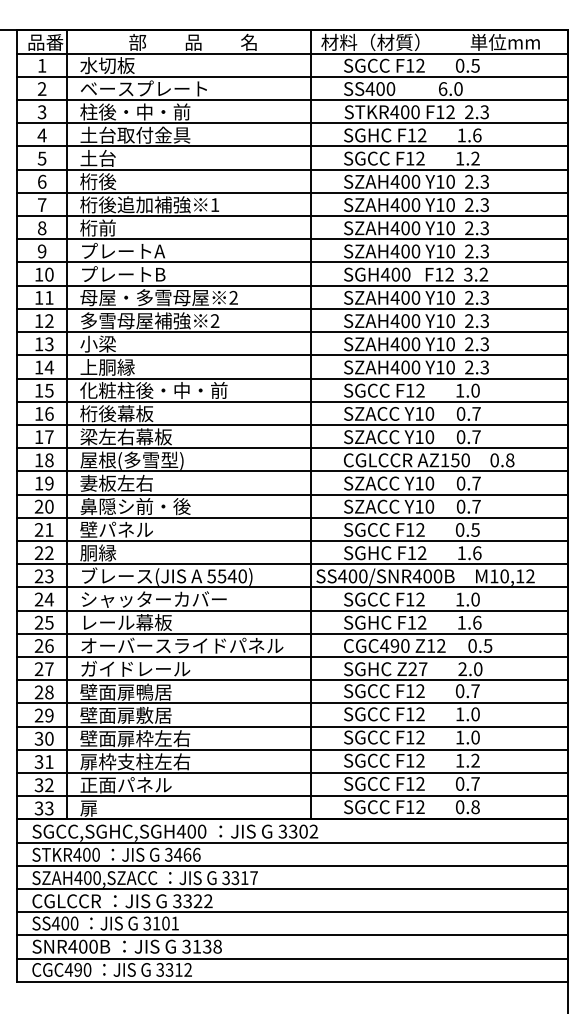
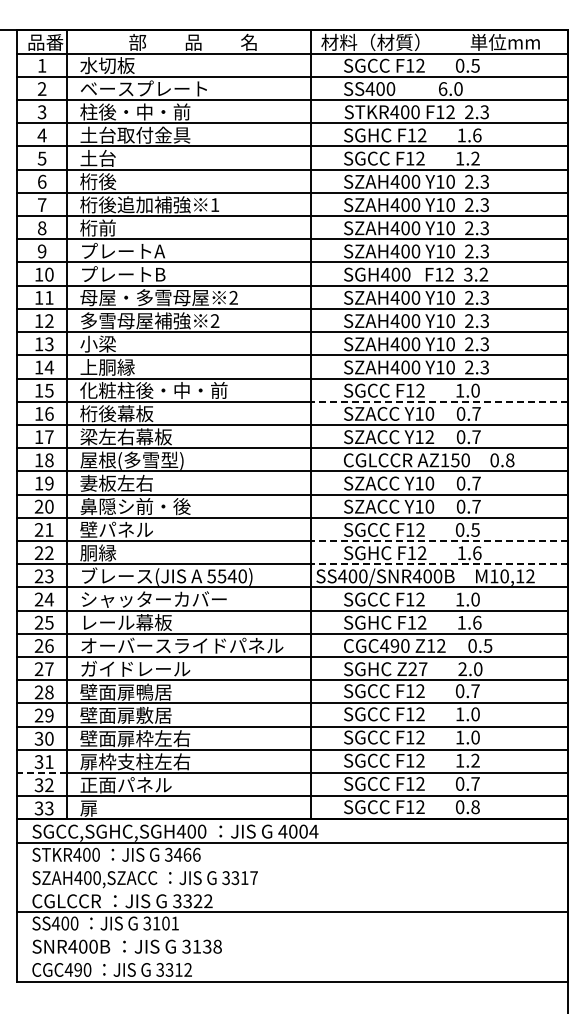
line: solid -> dashed (439, 401)
text: Y10 -> Y12 (429, 437)
line: solid -> dashed (439, 540)
line: solid -> dashed (439, 564)
line: solid -> dashed (42, 773)
text: 3302 -> 4004 (298, 831)
line: present -> none (292, 865)
line: present -> none (292, 889)
line: present -> none (292, 935)
line: present -> none (292, 958)
